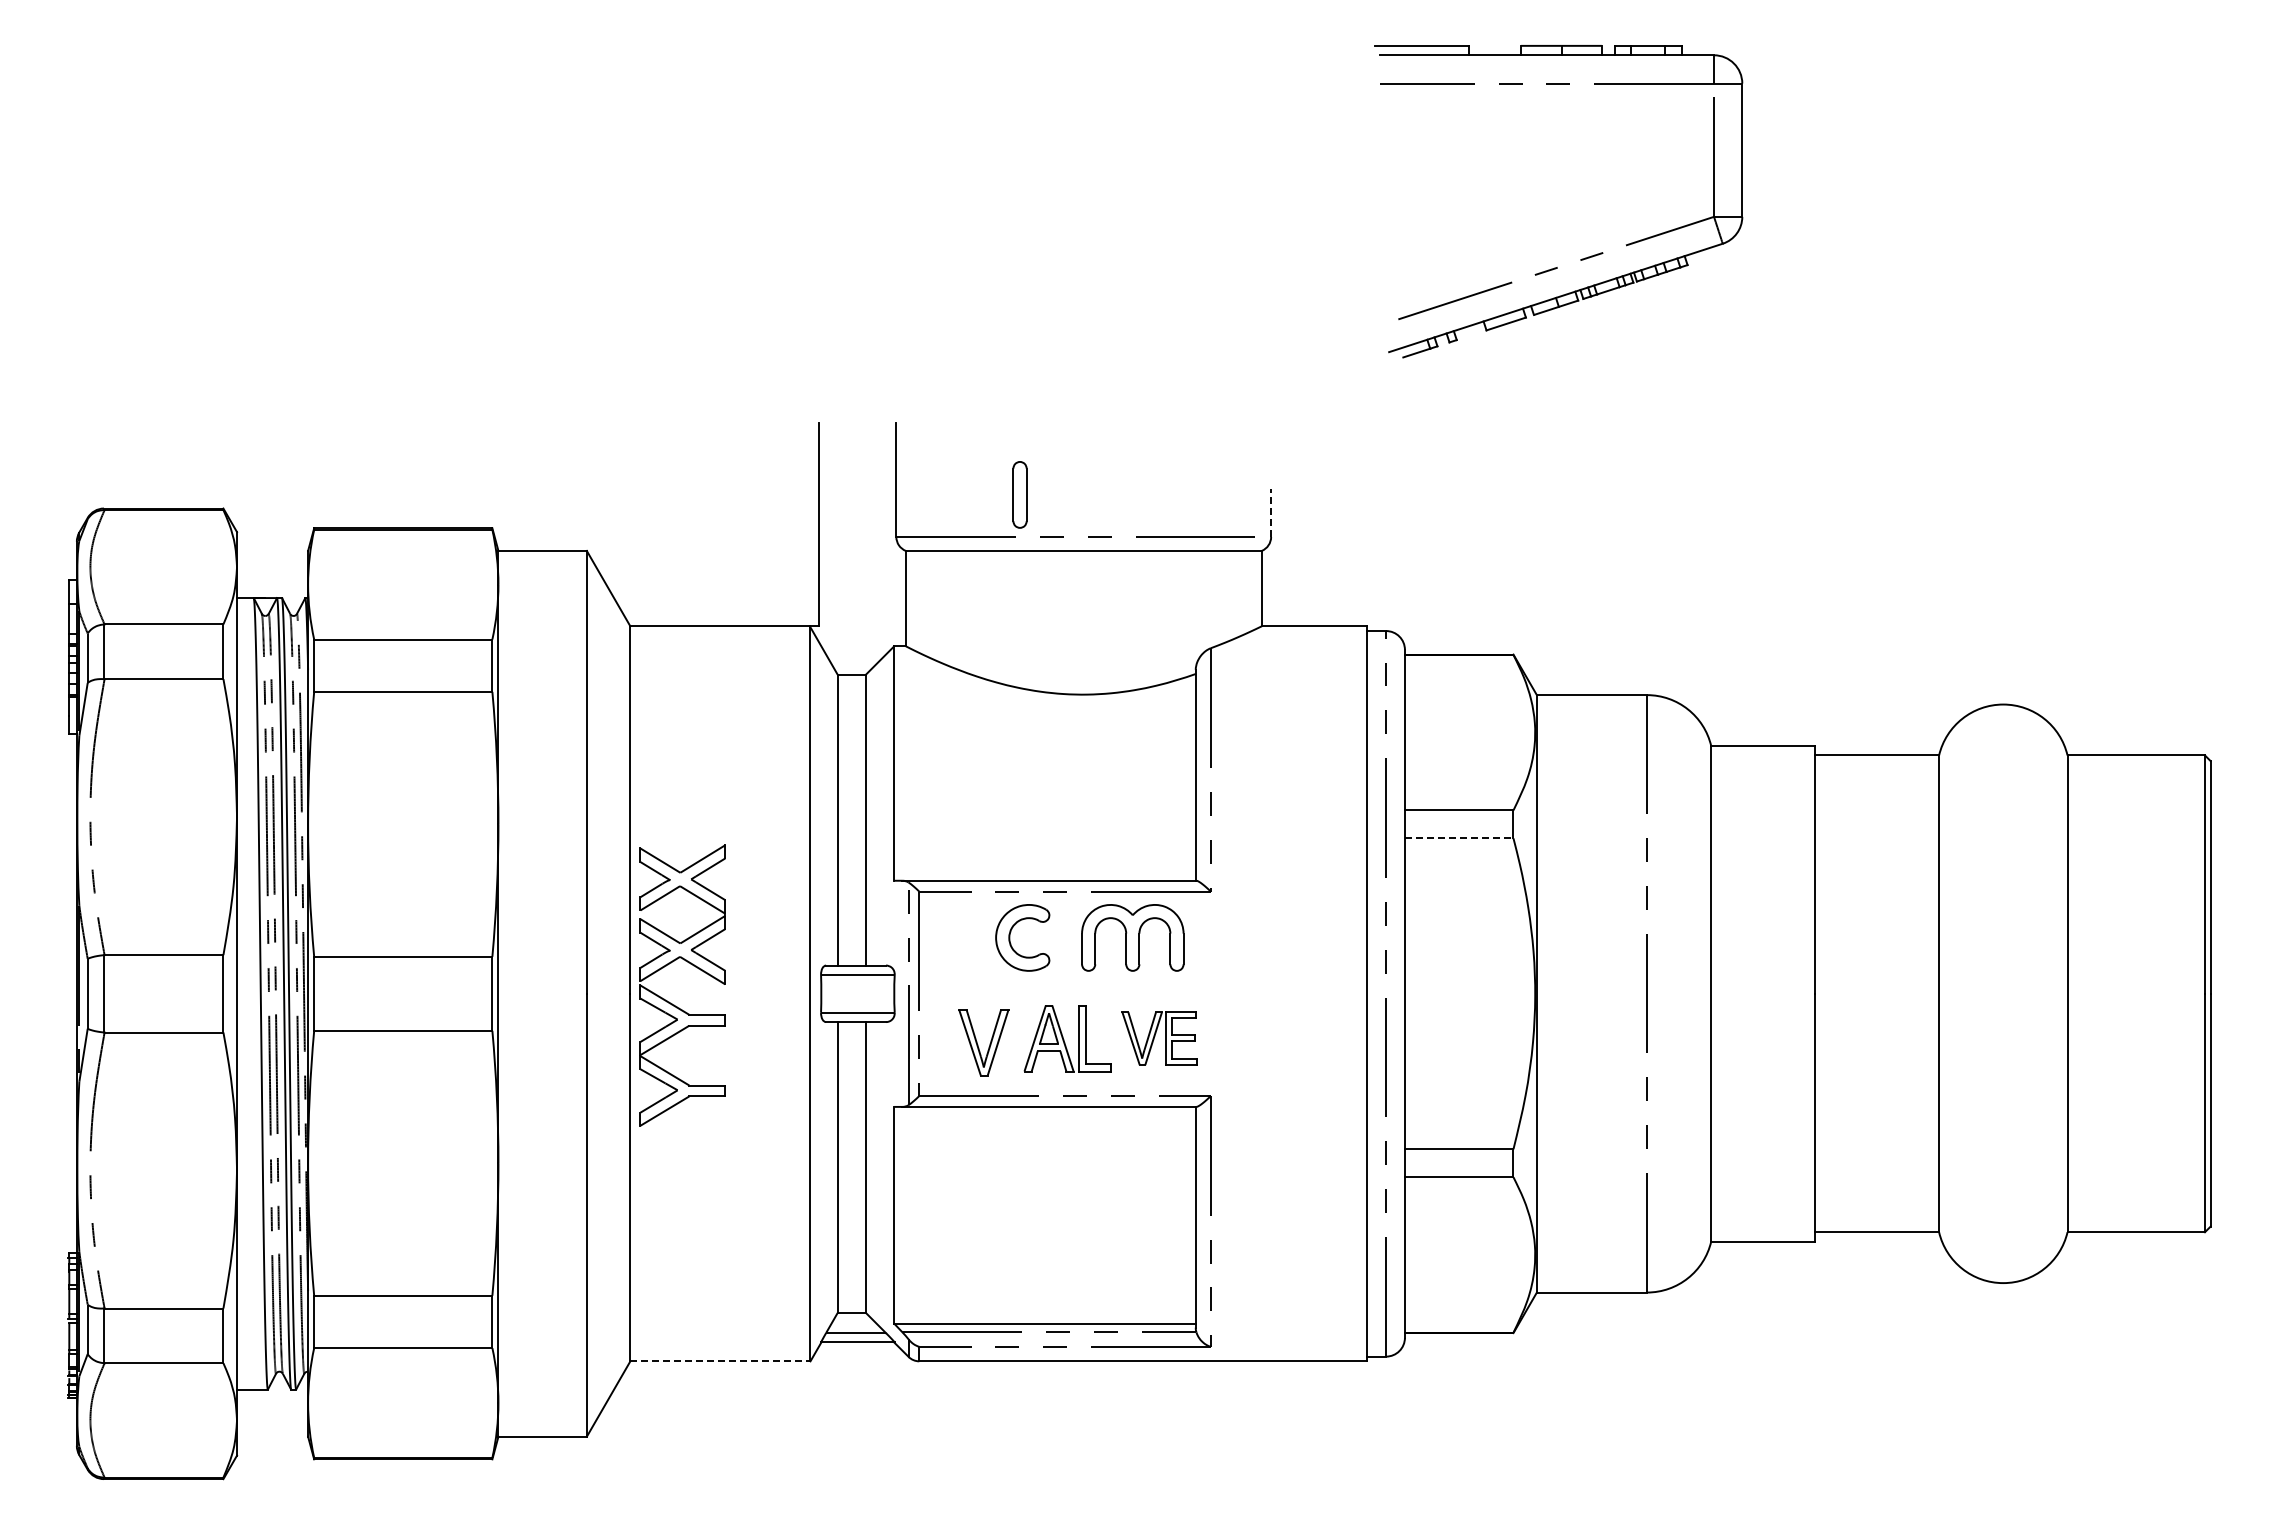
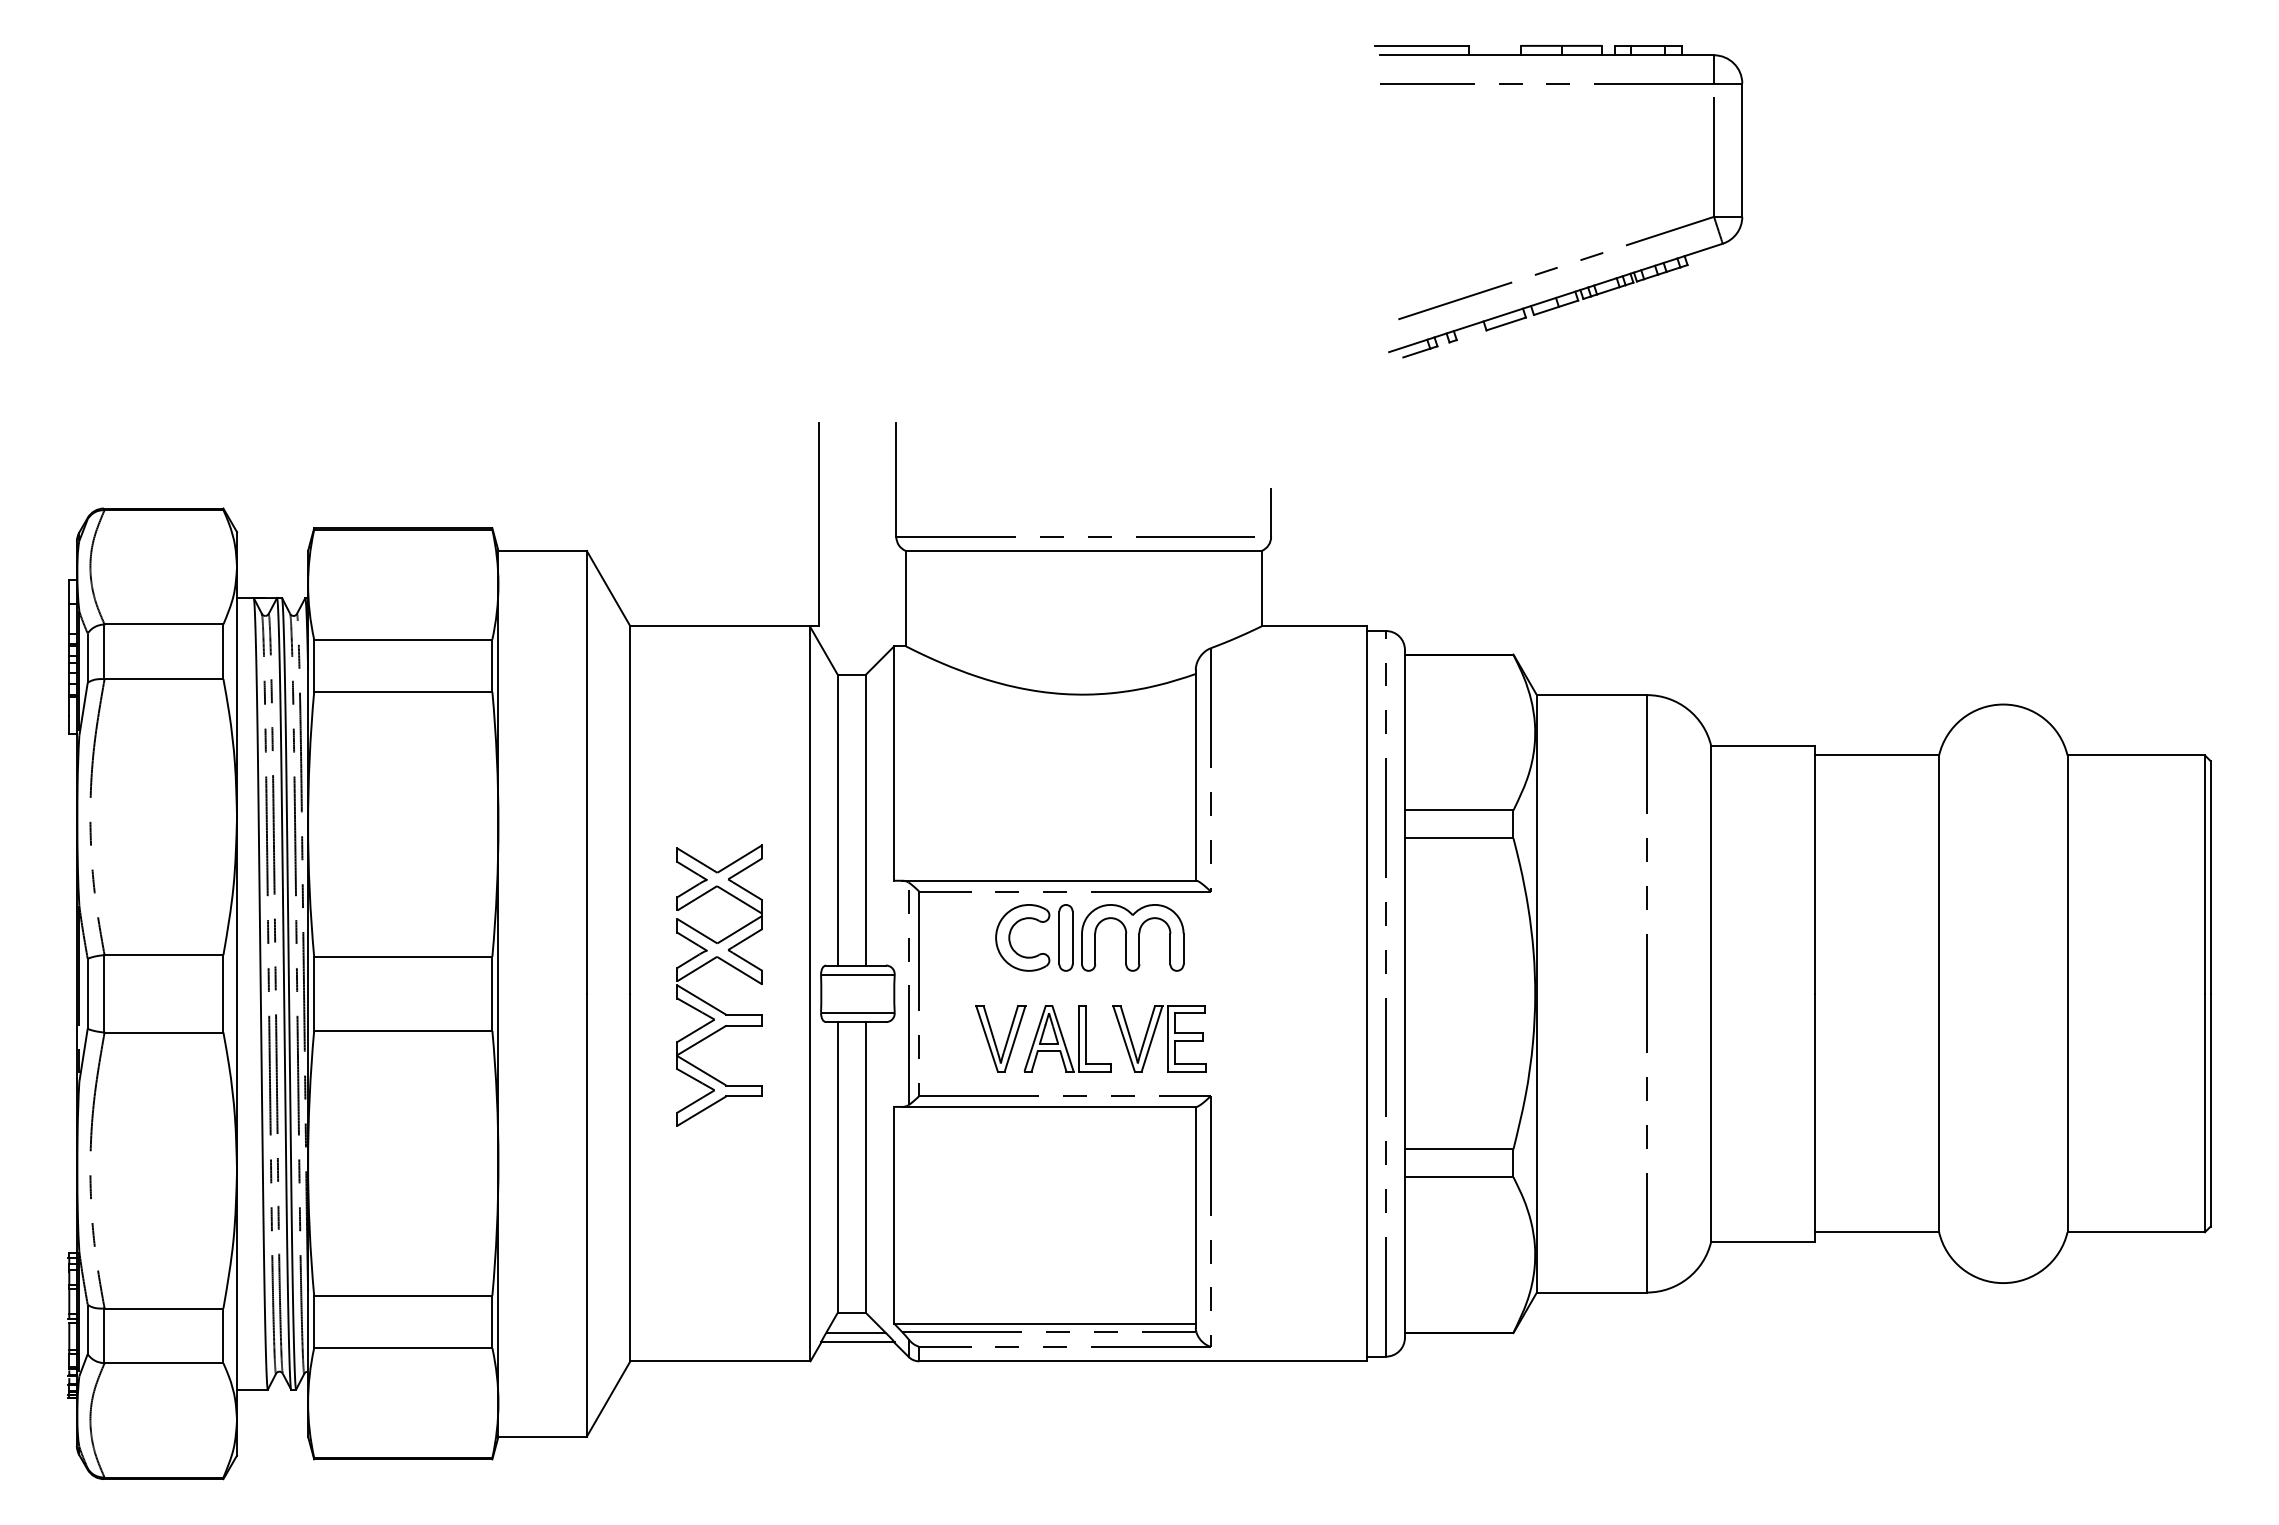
part position: (1019, 494) -> (1065, 937) (1065, 937)
line: dashed -> solid (1271, 512)
line: dashed -> solid (1459, 838)
part position: (672, 1003) -> (709, 1003) (709, 1003)
part size: 77x55 px -> 95x68 px (1159, 1038)
part position: (983, 1042) -> (1000, 1038) (1000, 1038)
line: dashed -> solid (720, 1361)
